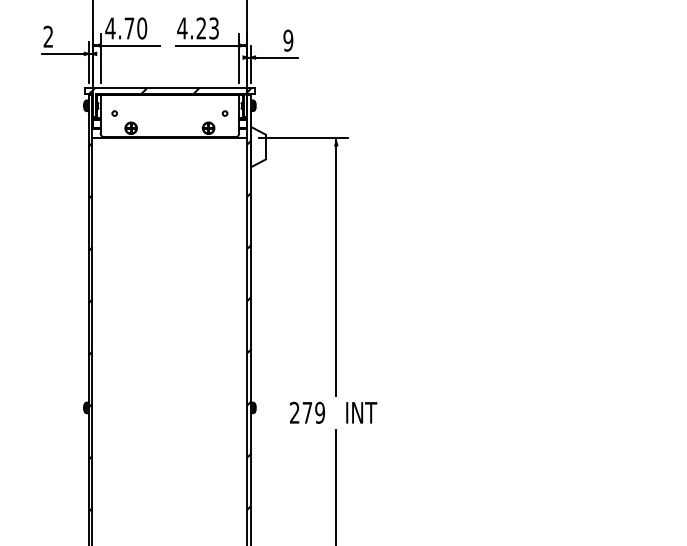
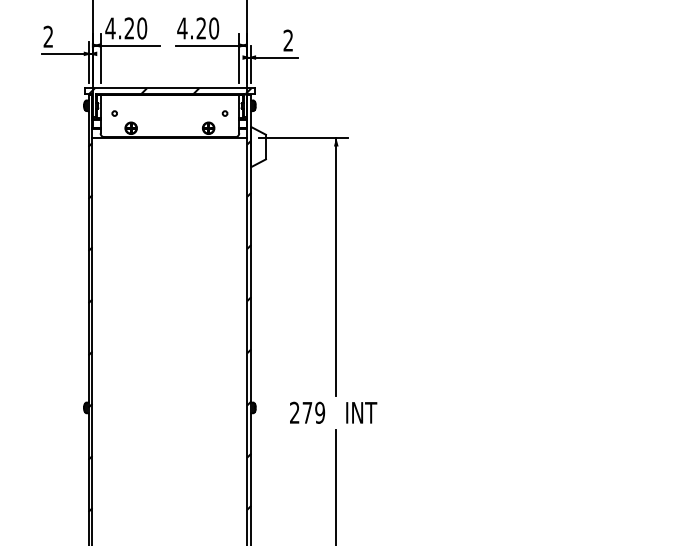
text: 4.70 -> 4.20 (129, 28)
text: 4.23 -> 4.20 (214, 28)
text: 9 -> 2 (288, 40)
